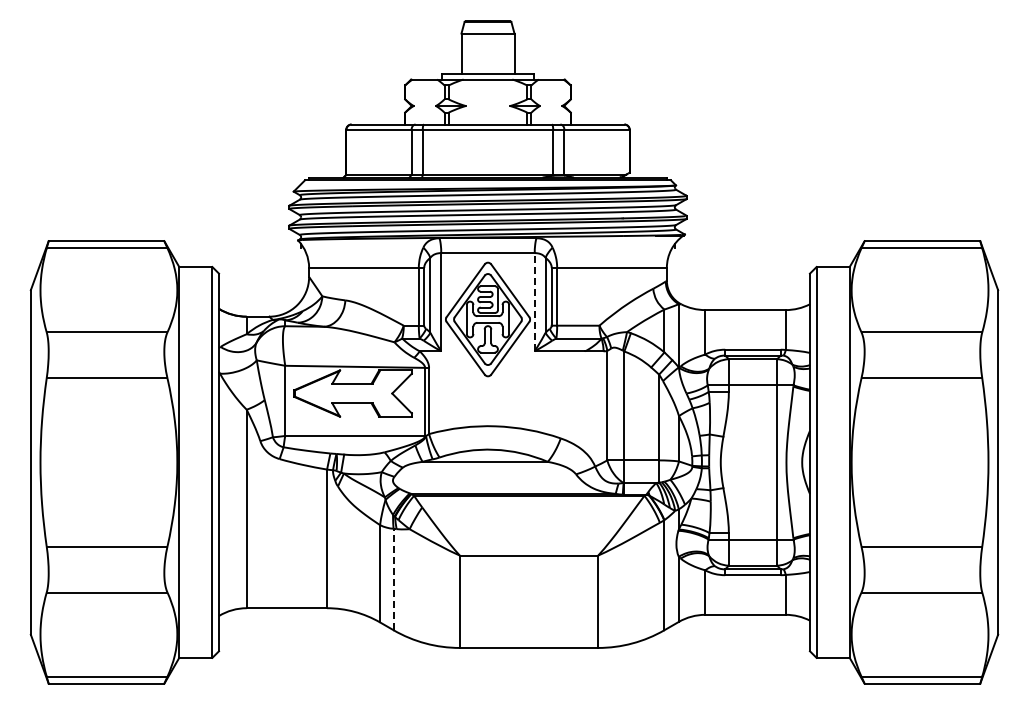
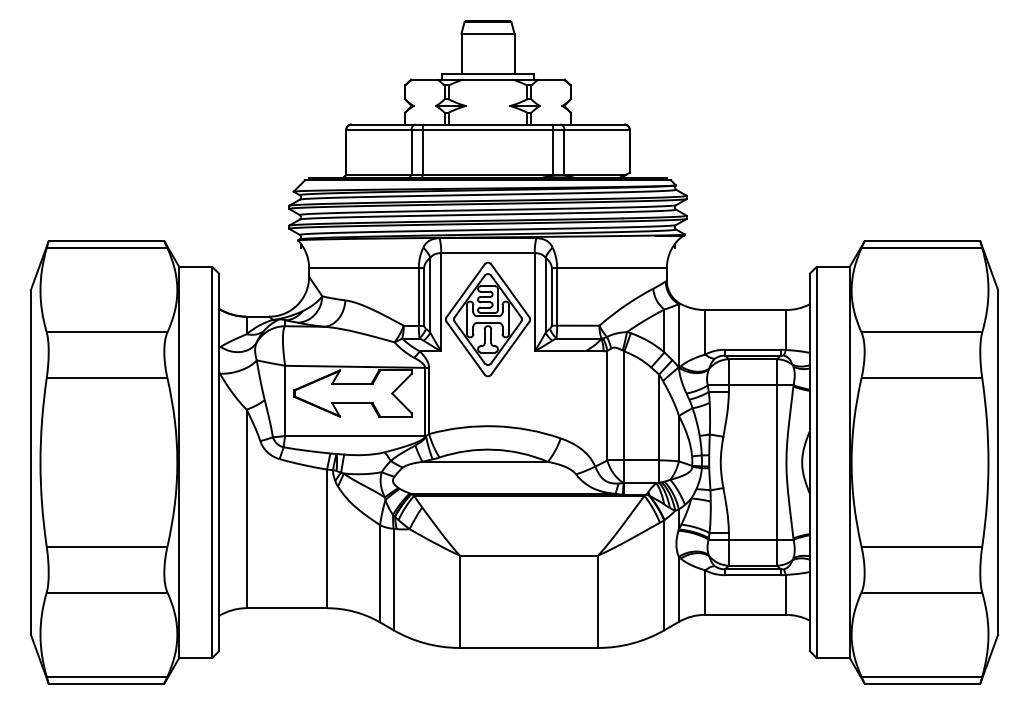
line: dashed -> solid (534, 301)
line: dashed -> solid (393, 579)
